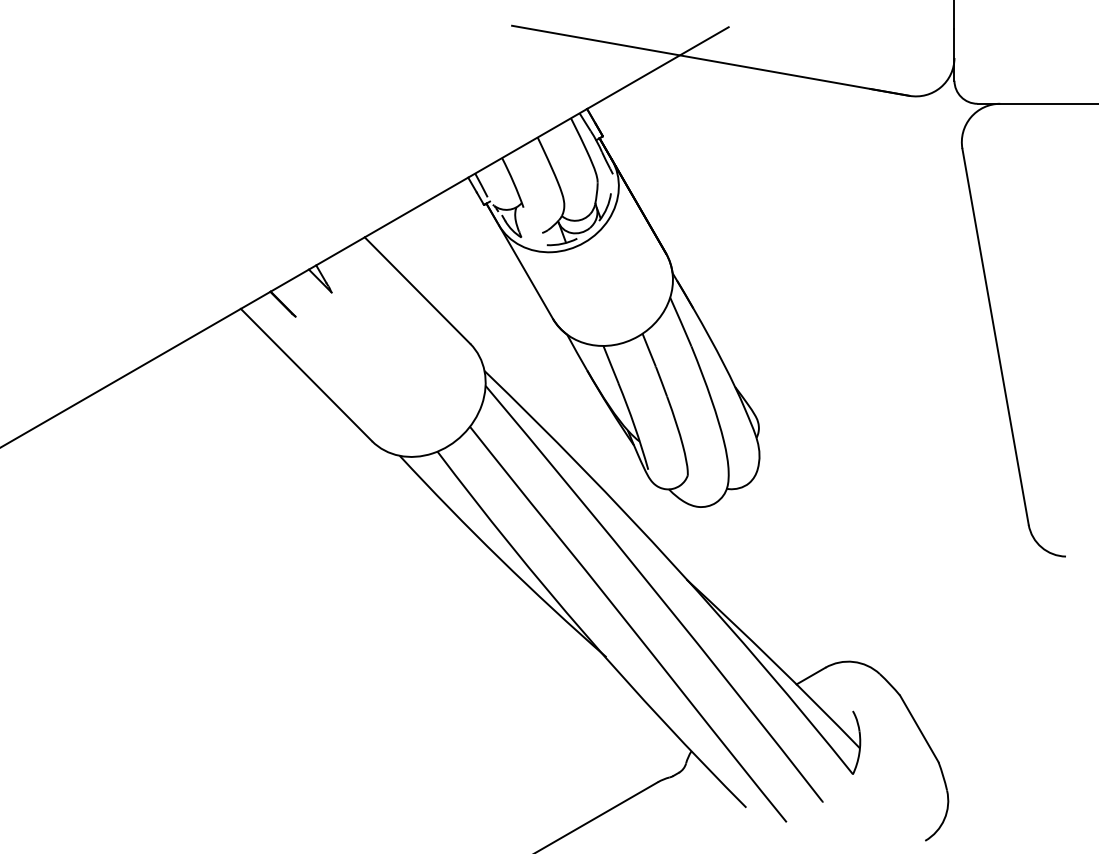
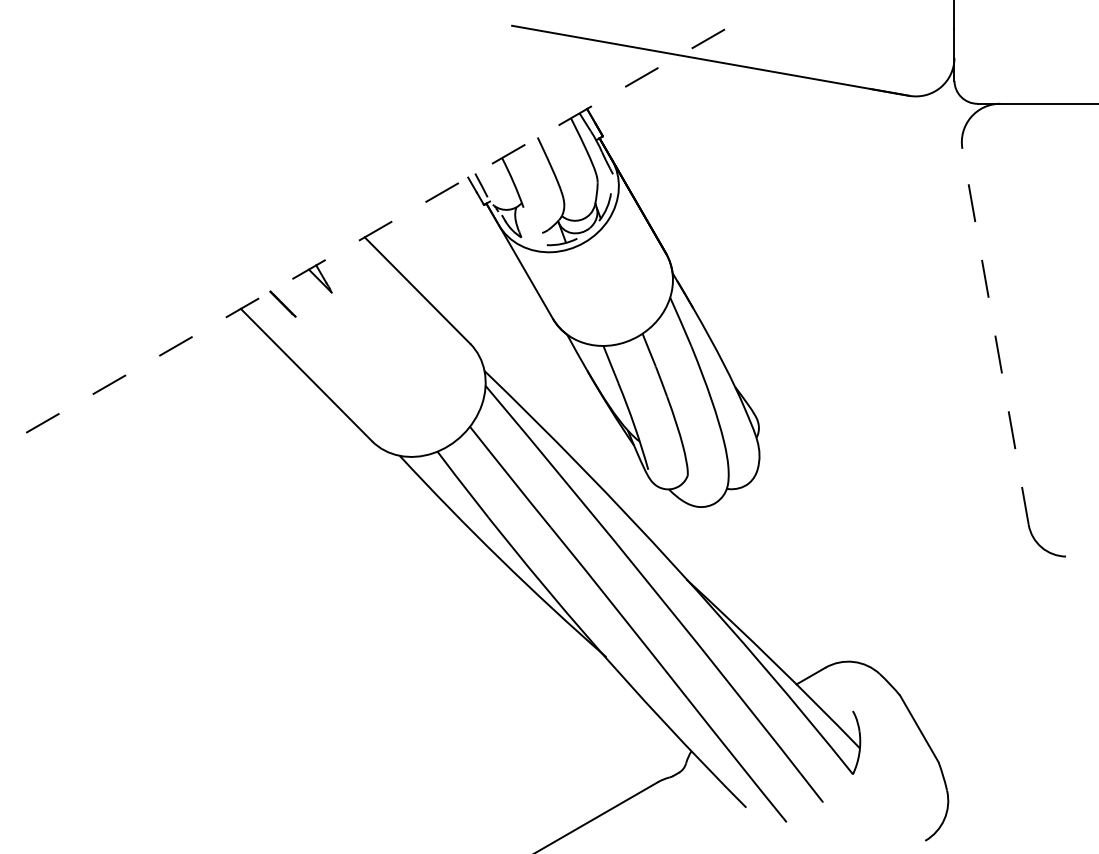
line: solid -> dashed (365, 237)
line: solid -> dashed (995, 336)
